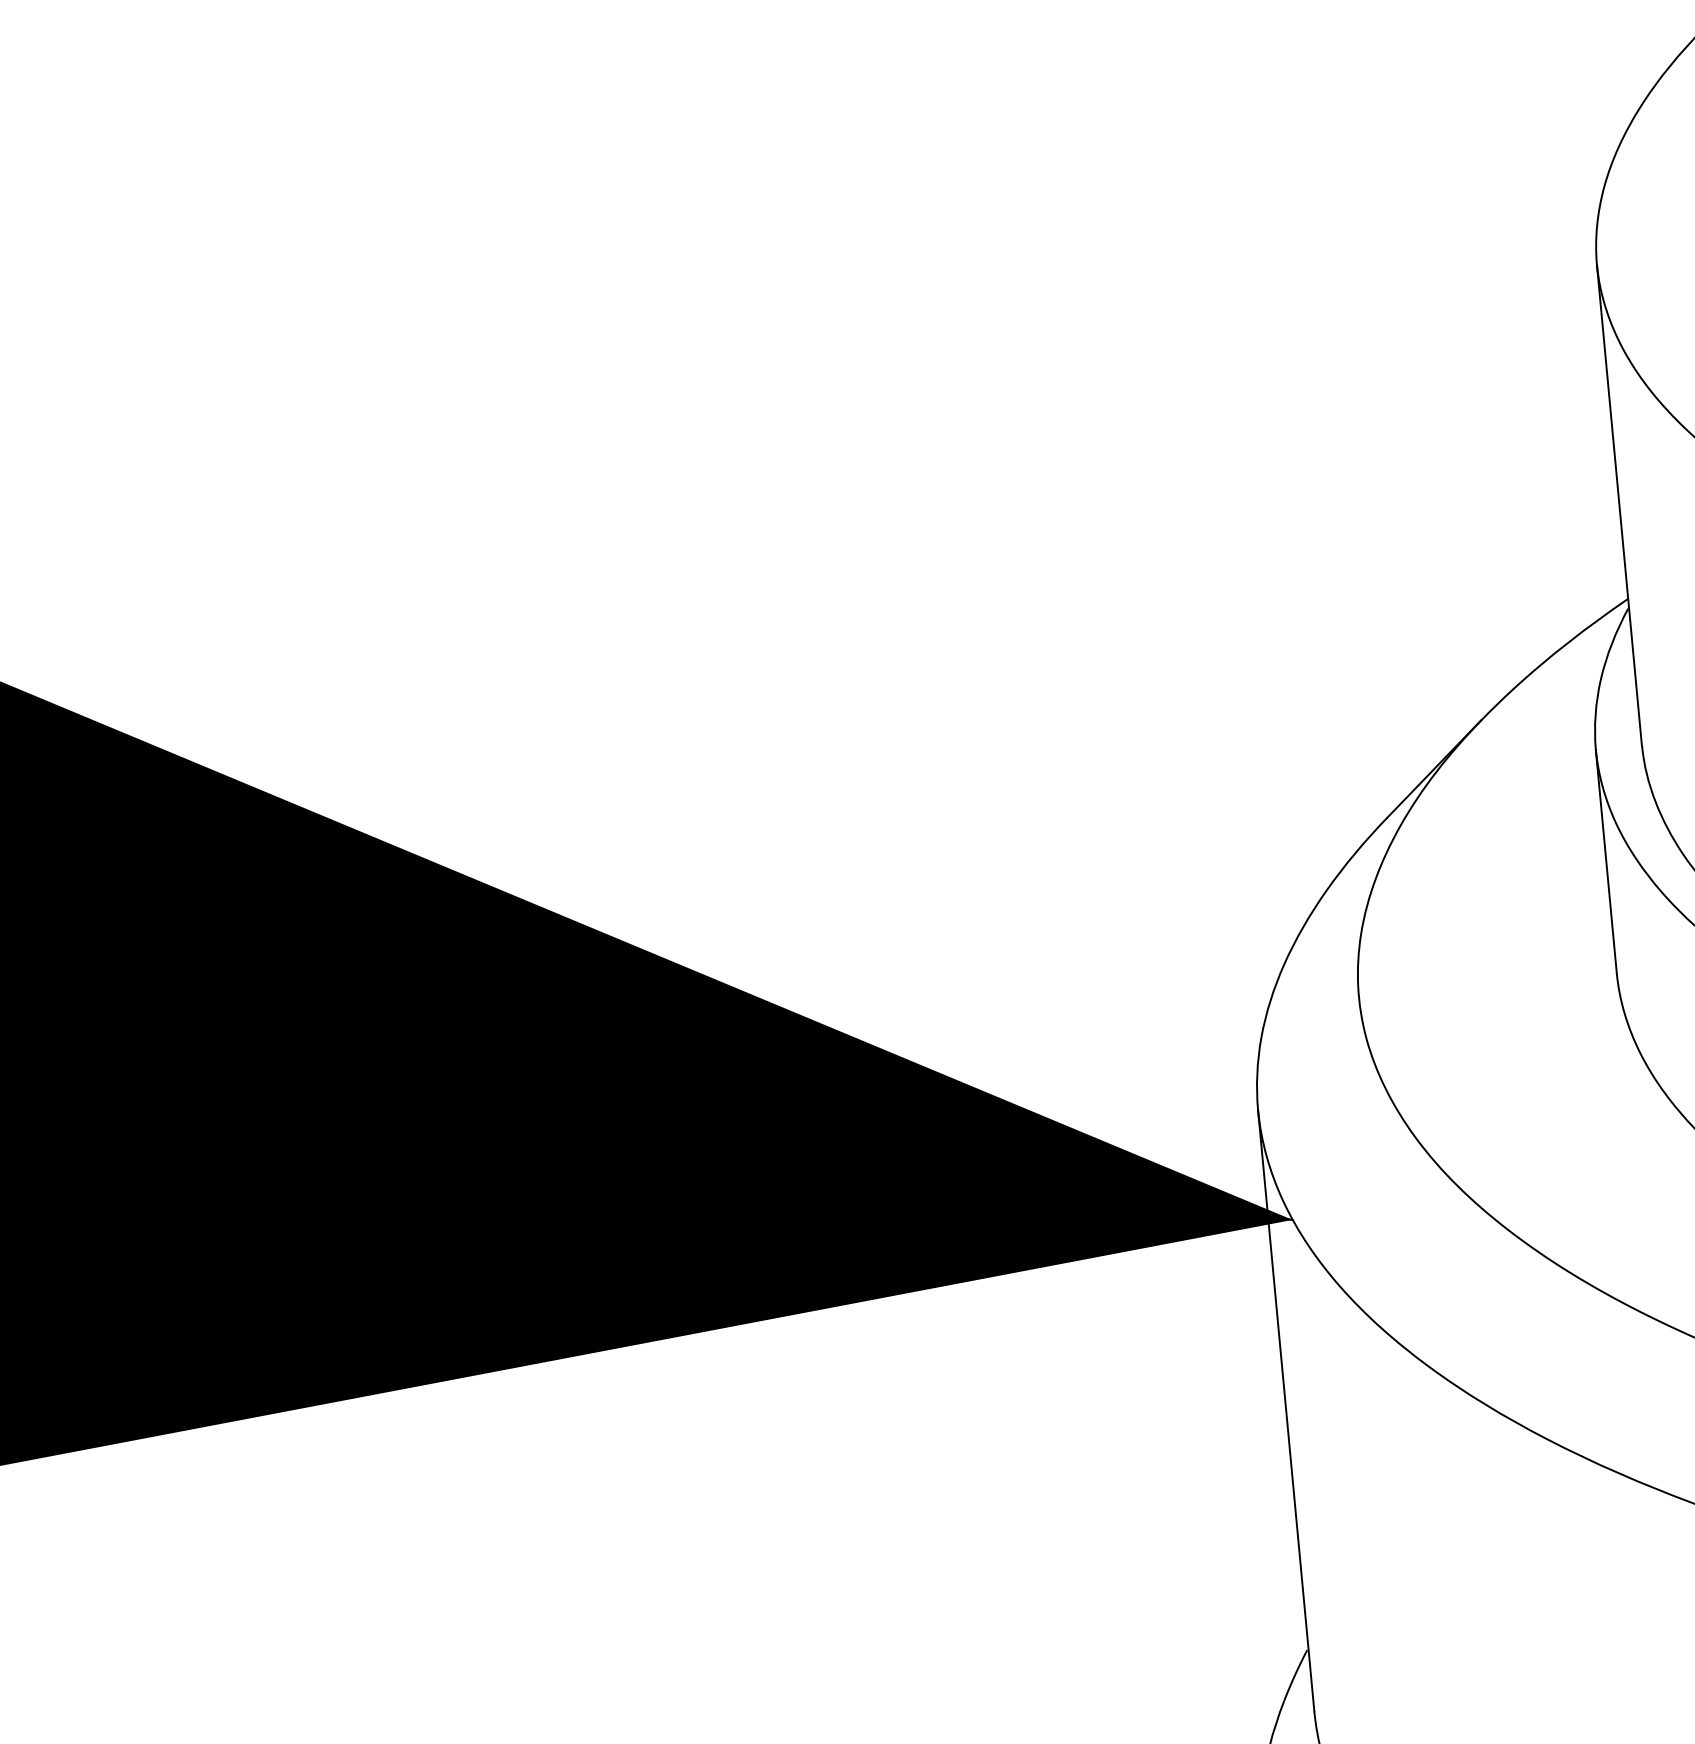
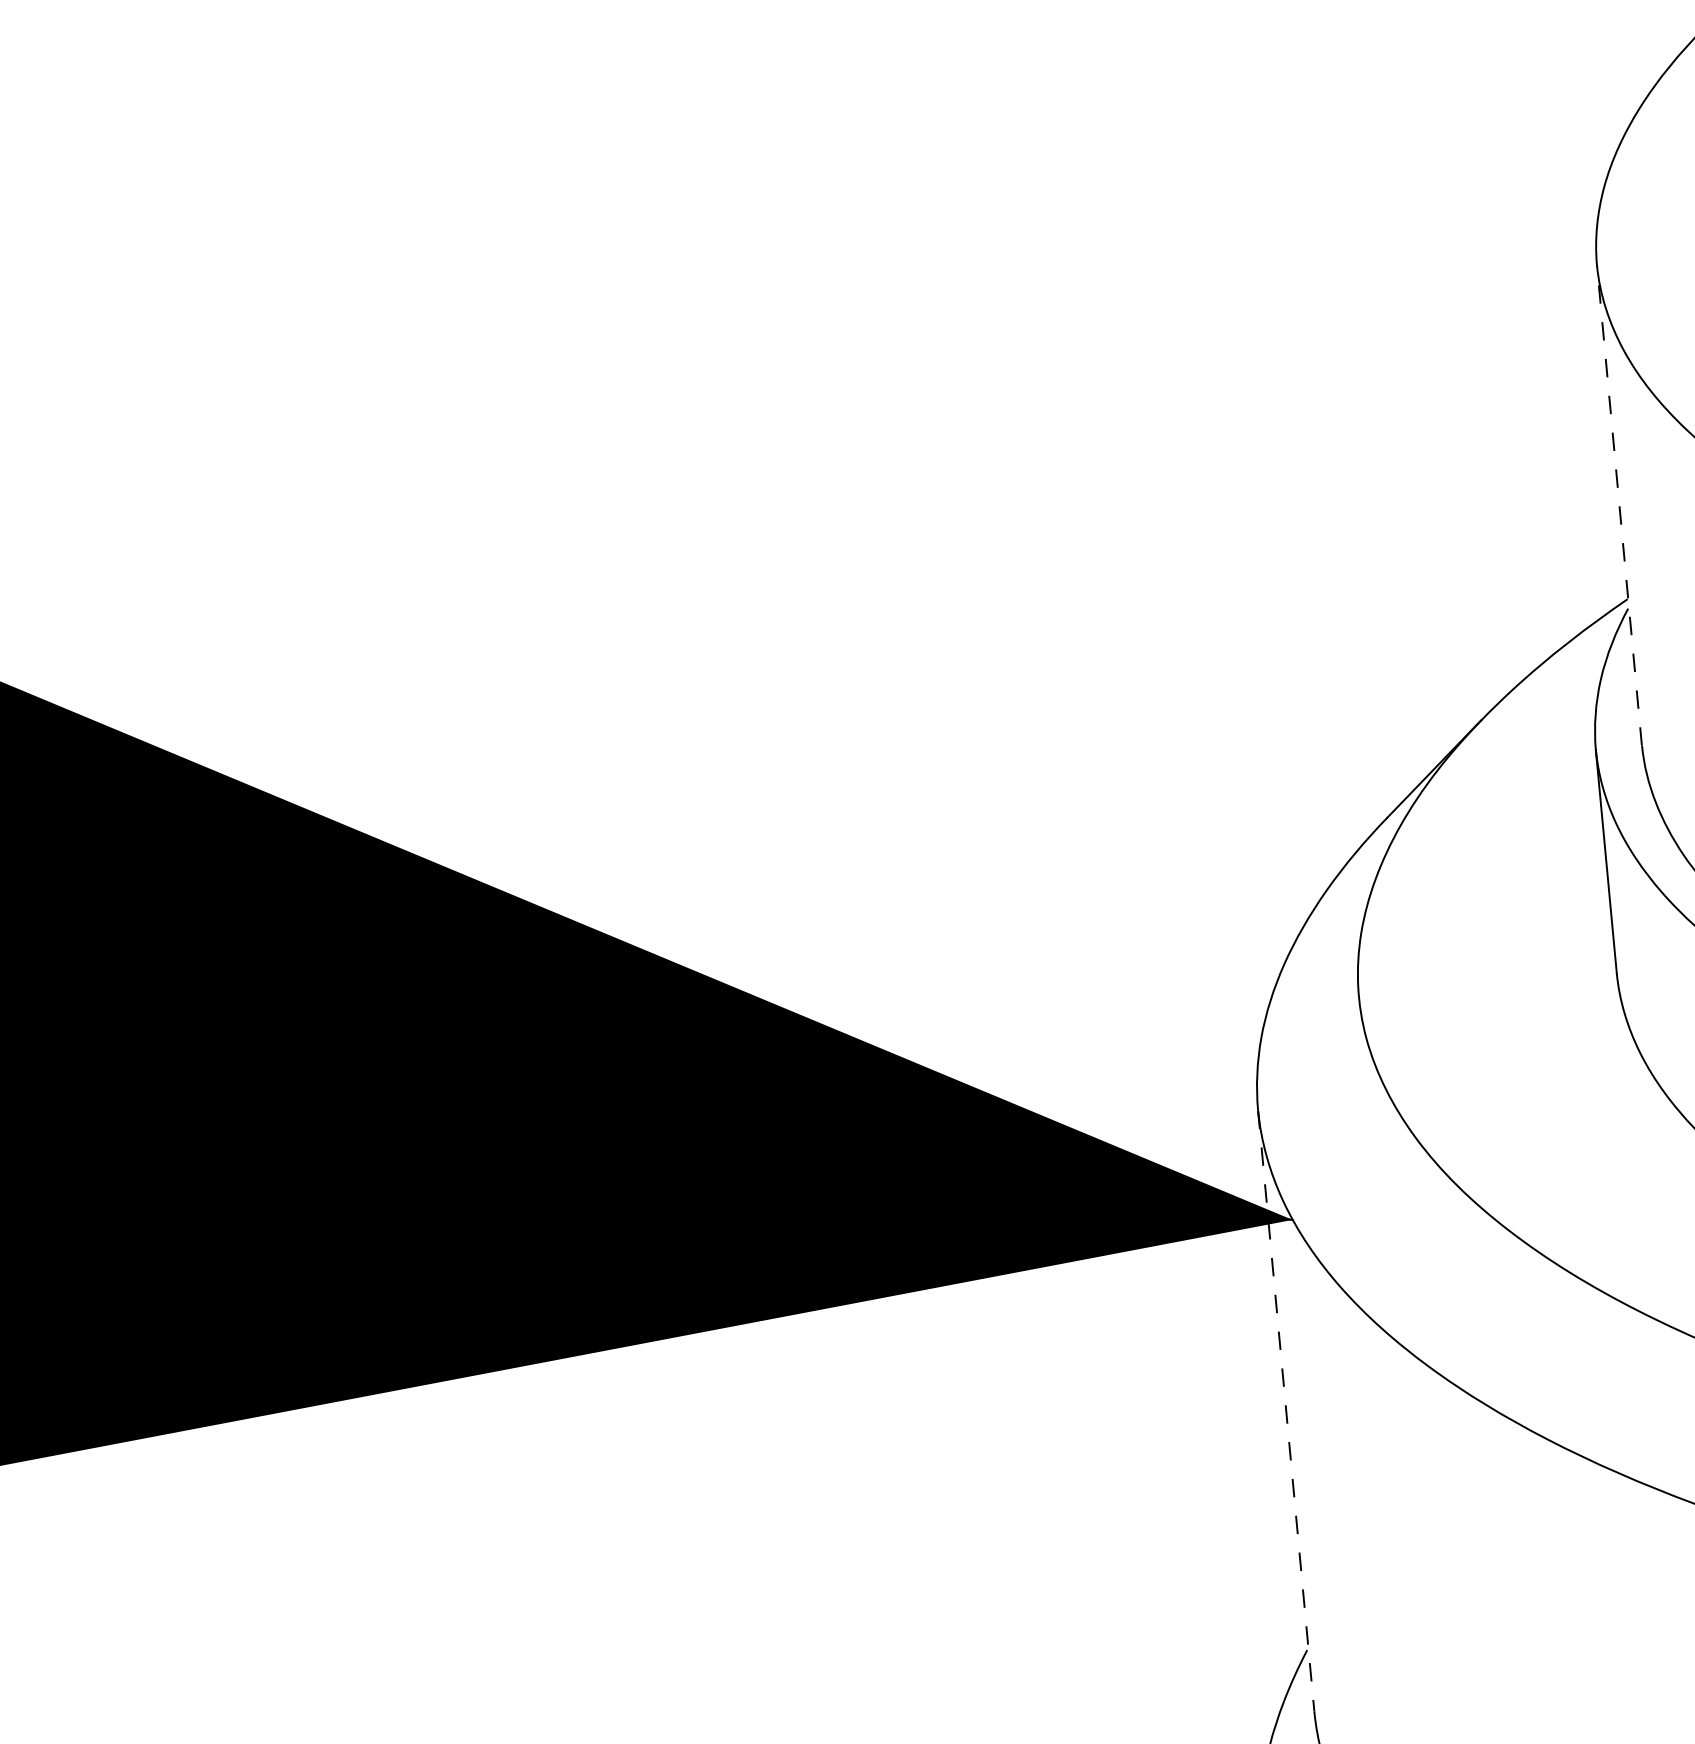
line: solid -> dashed (1619, 504)
line: solid -> dashed (1286, 1410)
